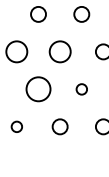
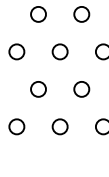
circle size: 24x24 px -> 18x18 px (16, 51)
circle size: 24x24 px -> 18x18 px (59, 51)
circle size: 27x27 px -> 17x17 px (38, 89)
circle size: 13x13 px -> 18x17 px (81, 89)
circle size: 13x13 px -> 18x18 px (16, 126)
